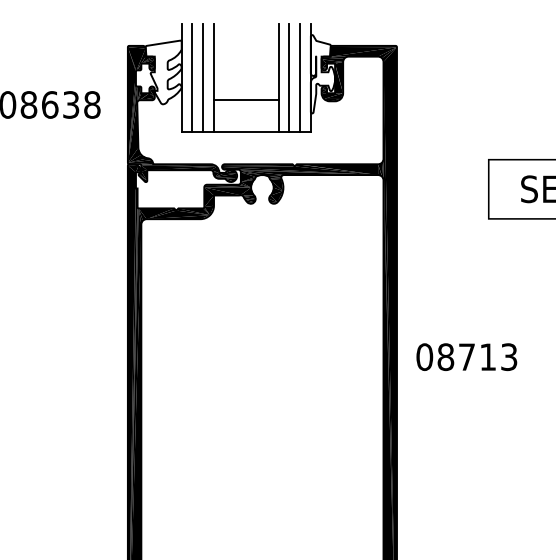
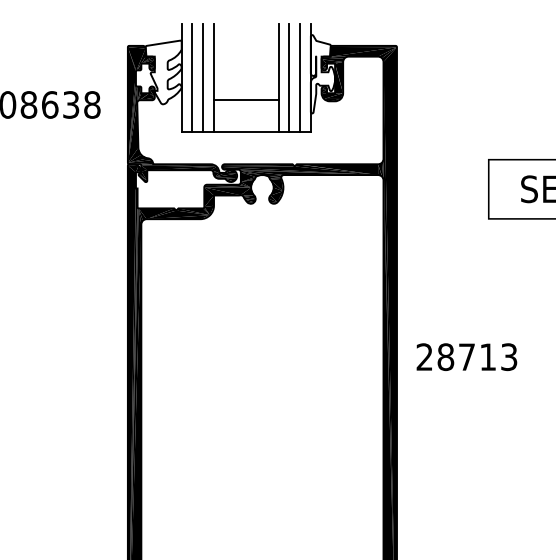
text: 08713 -> 28713 (424, 356)
